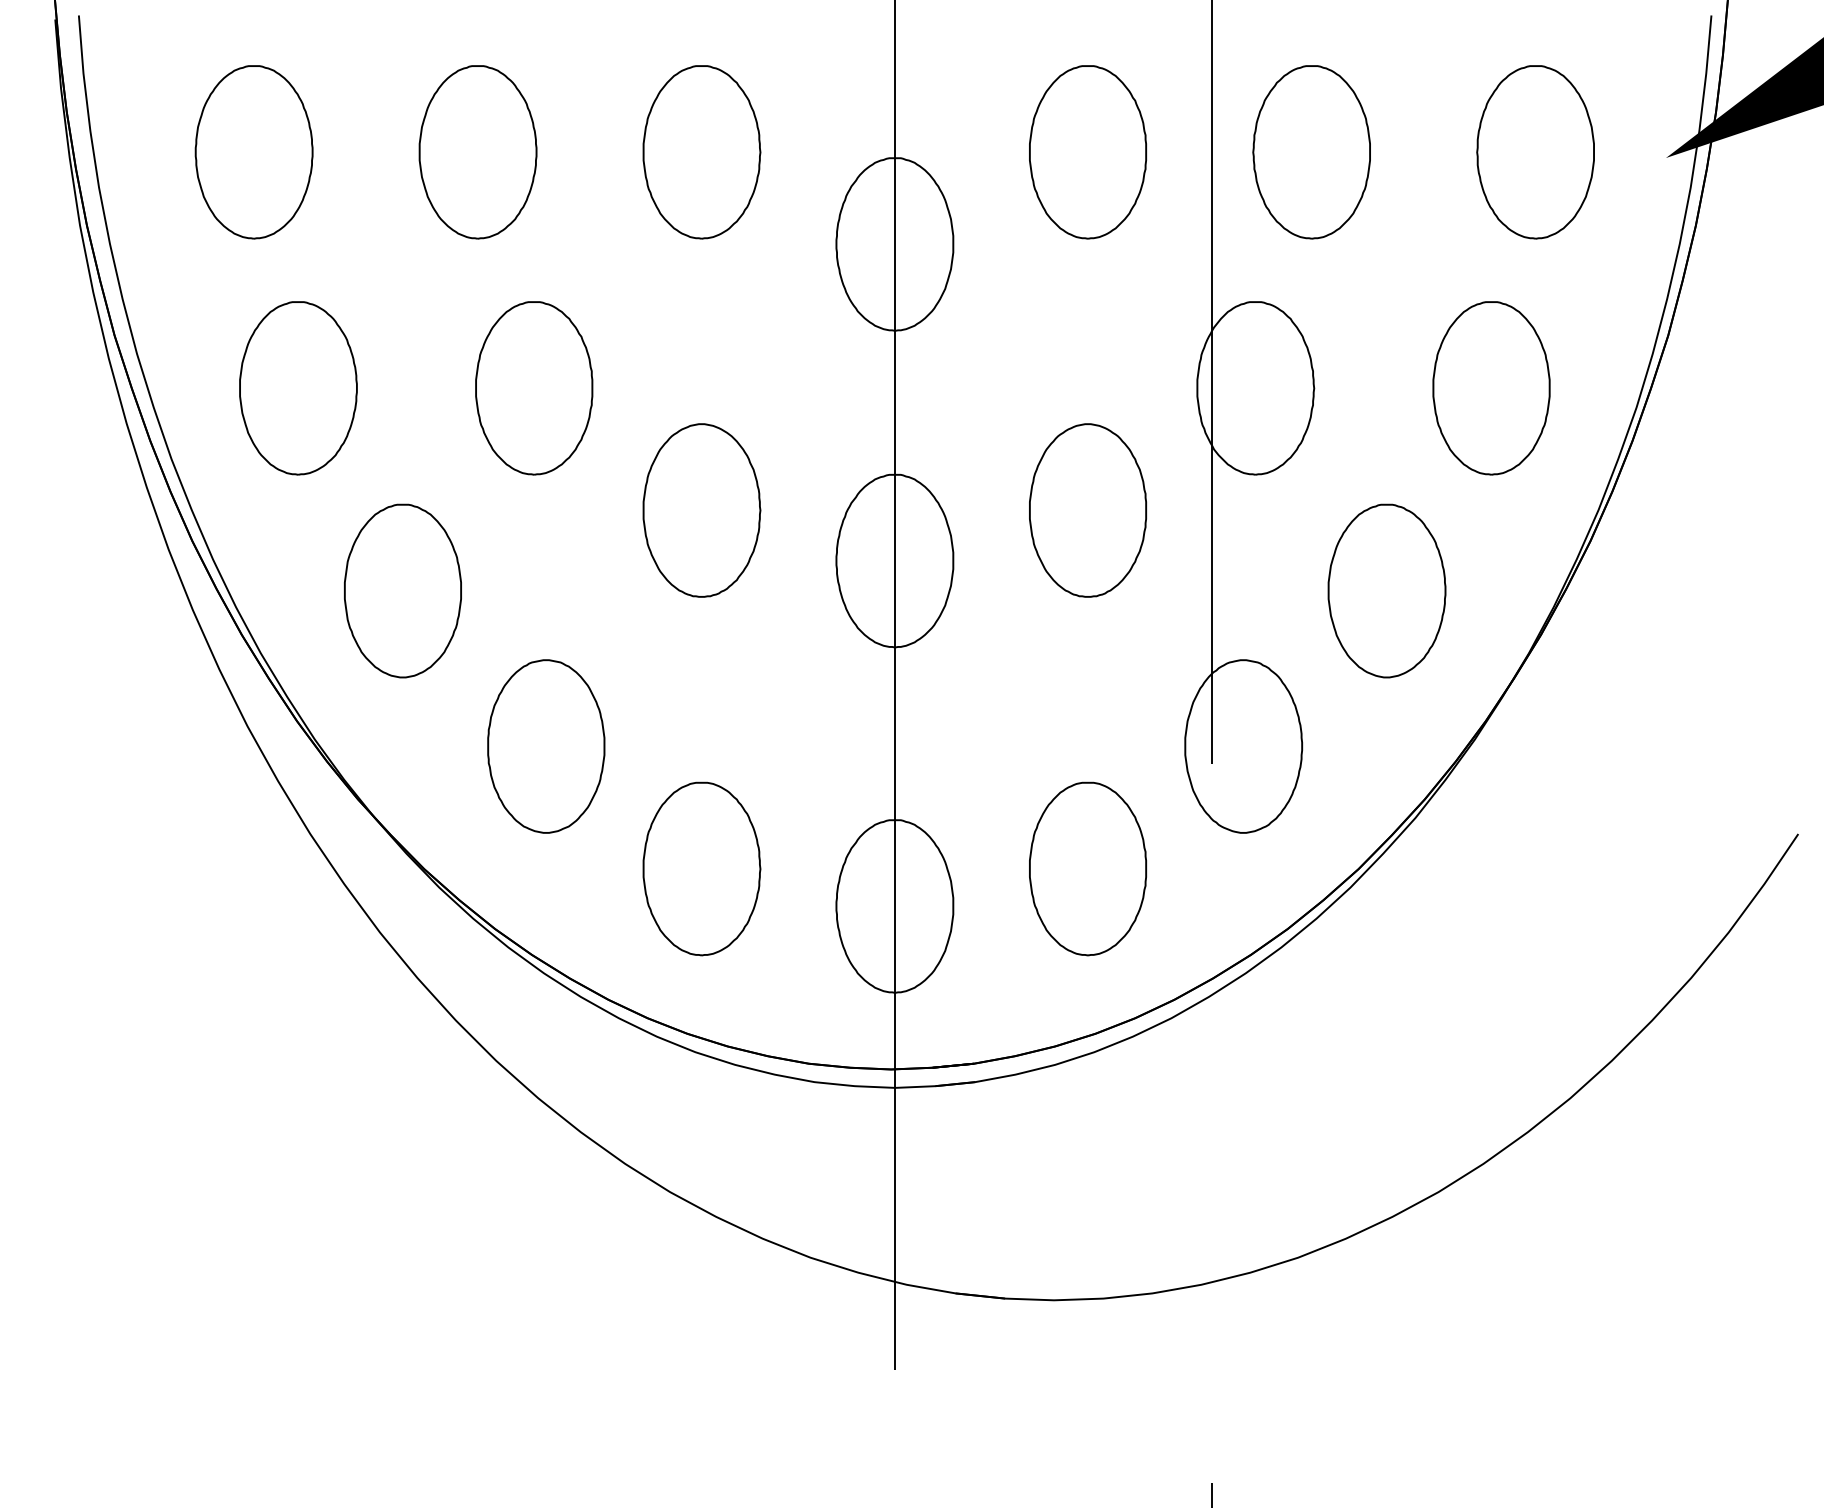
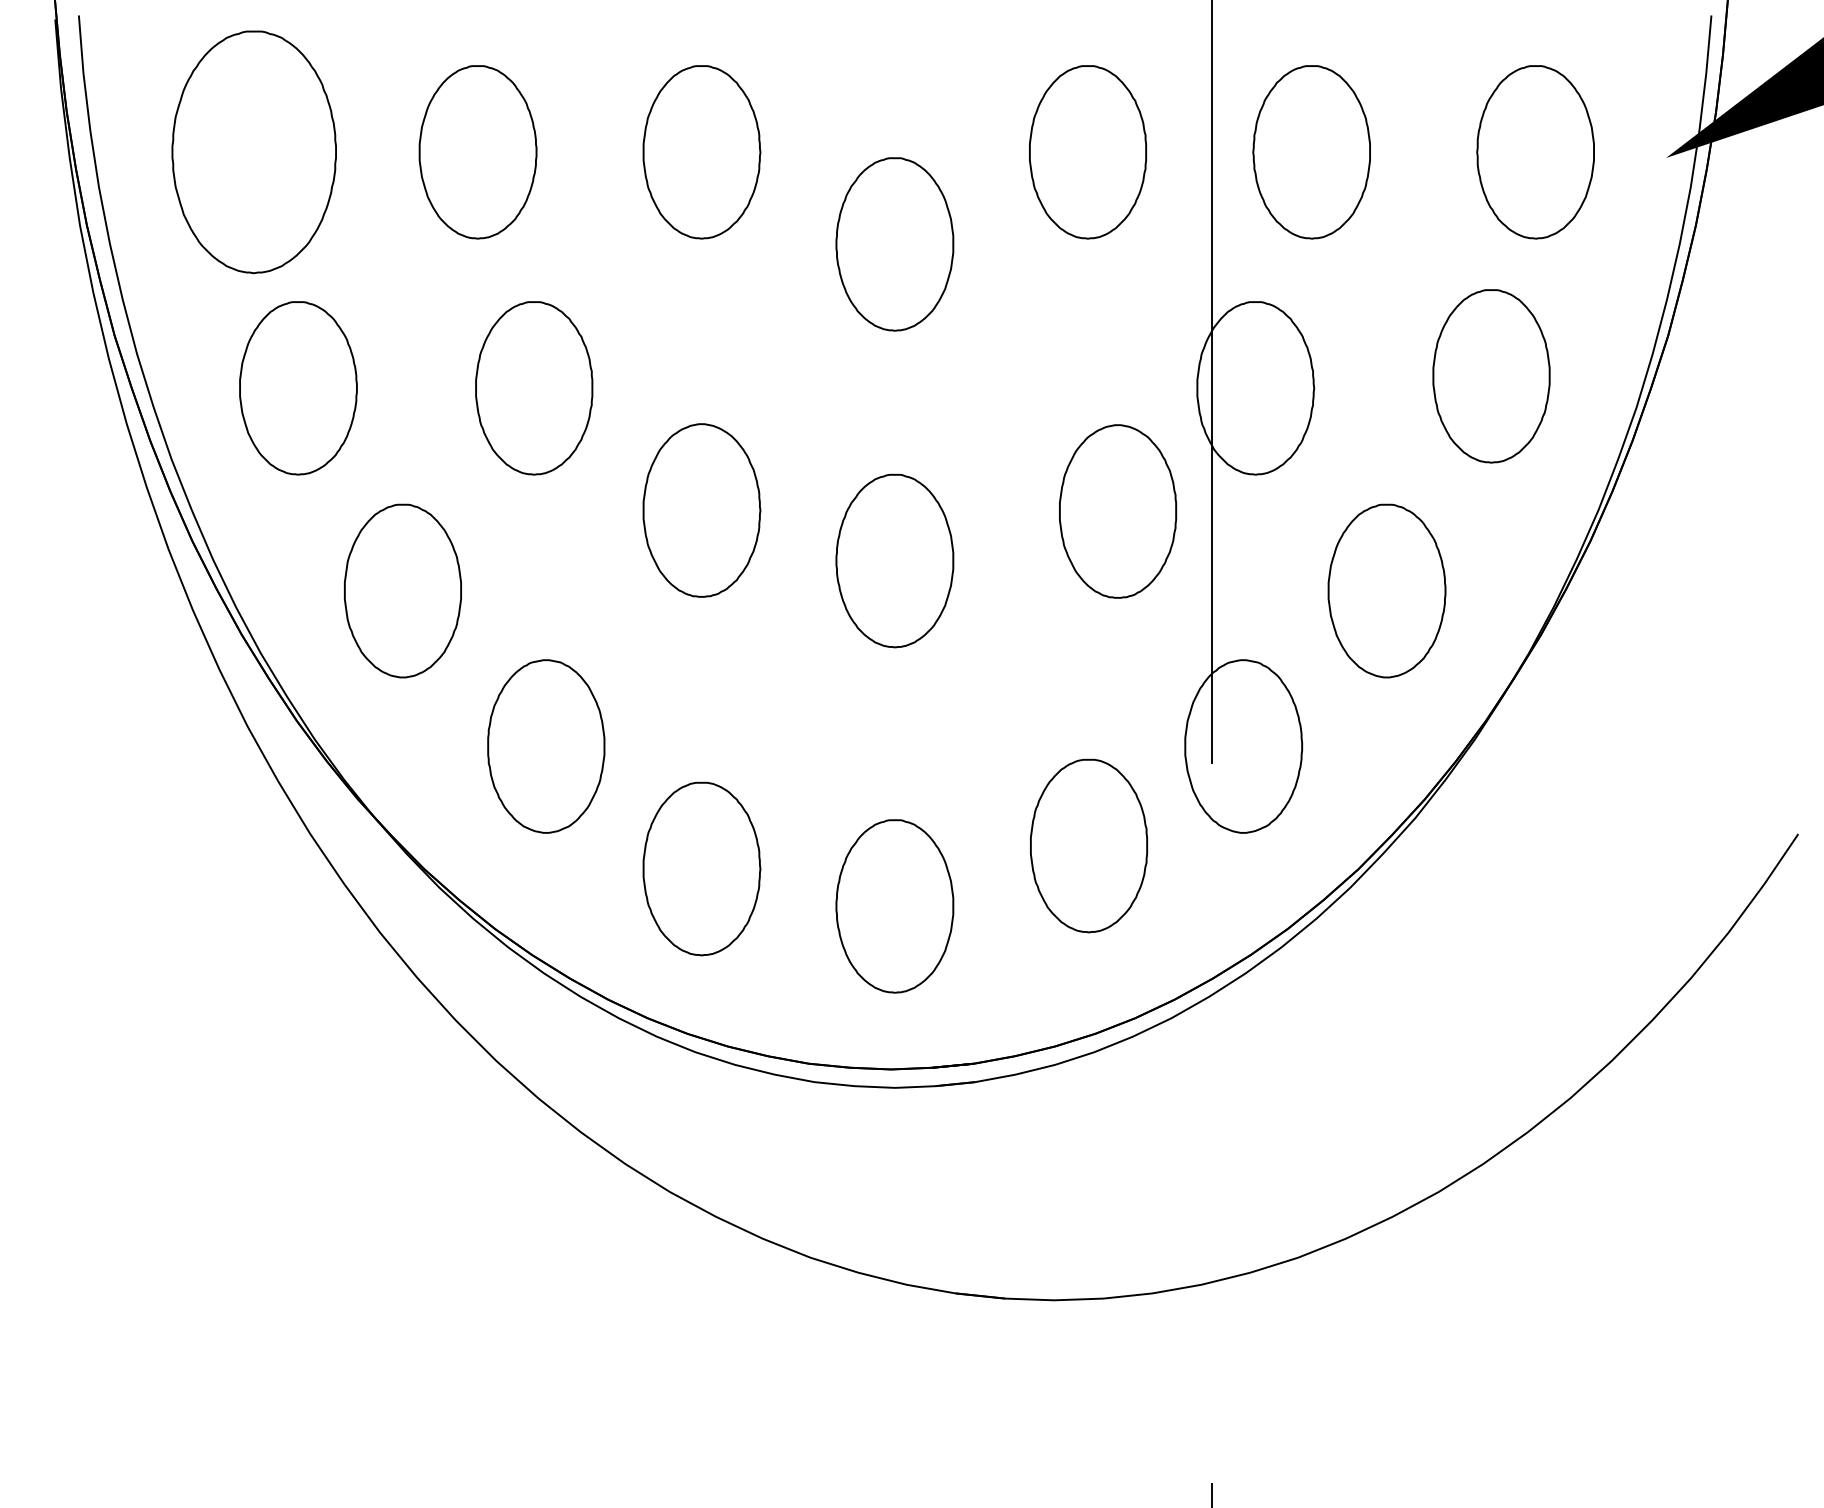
part size: 120x175 px -> 166x245 px (253, 152)
part position: (1491, 388) -> (1491, 376) (1491, 376)
part position: (1088, 510) -> (1118, 511) (1118, 511)
line: present -> none (894, 685)
part position: (1088, 868) -> (1089, 845) (1089, 845)
